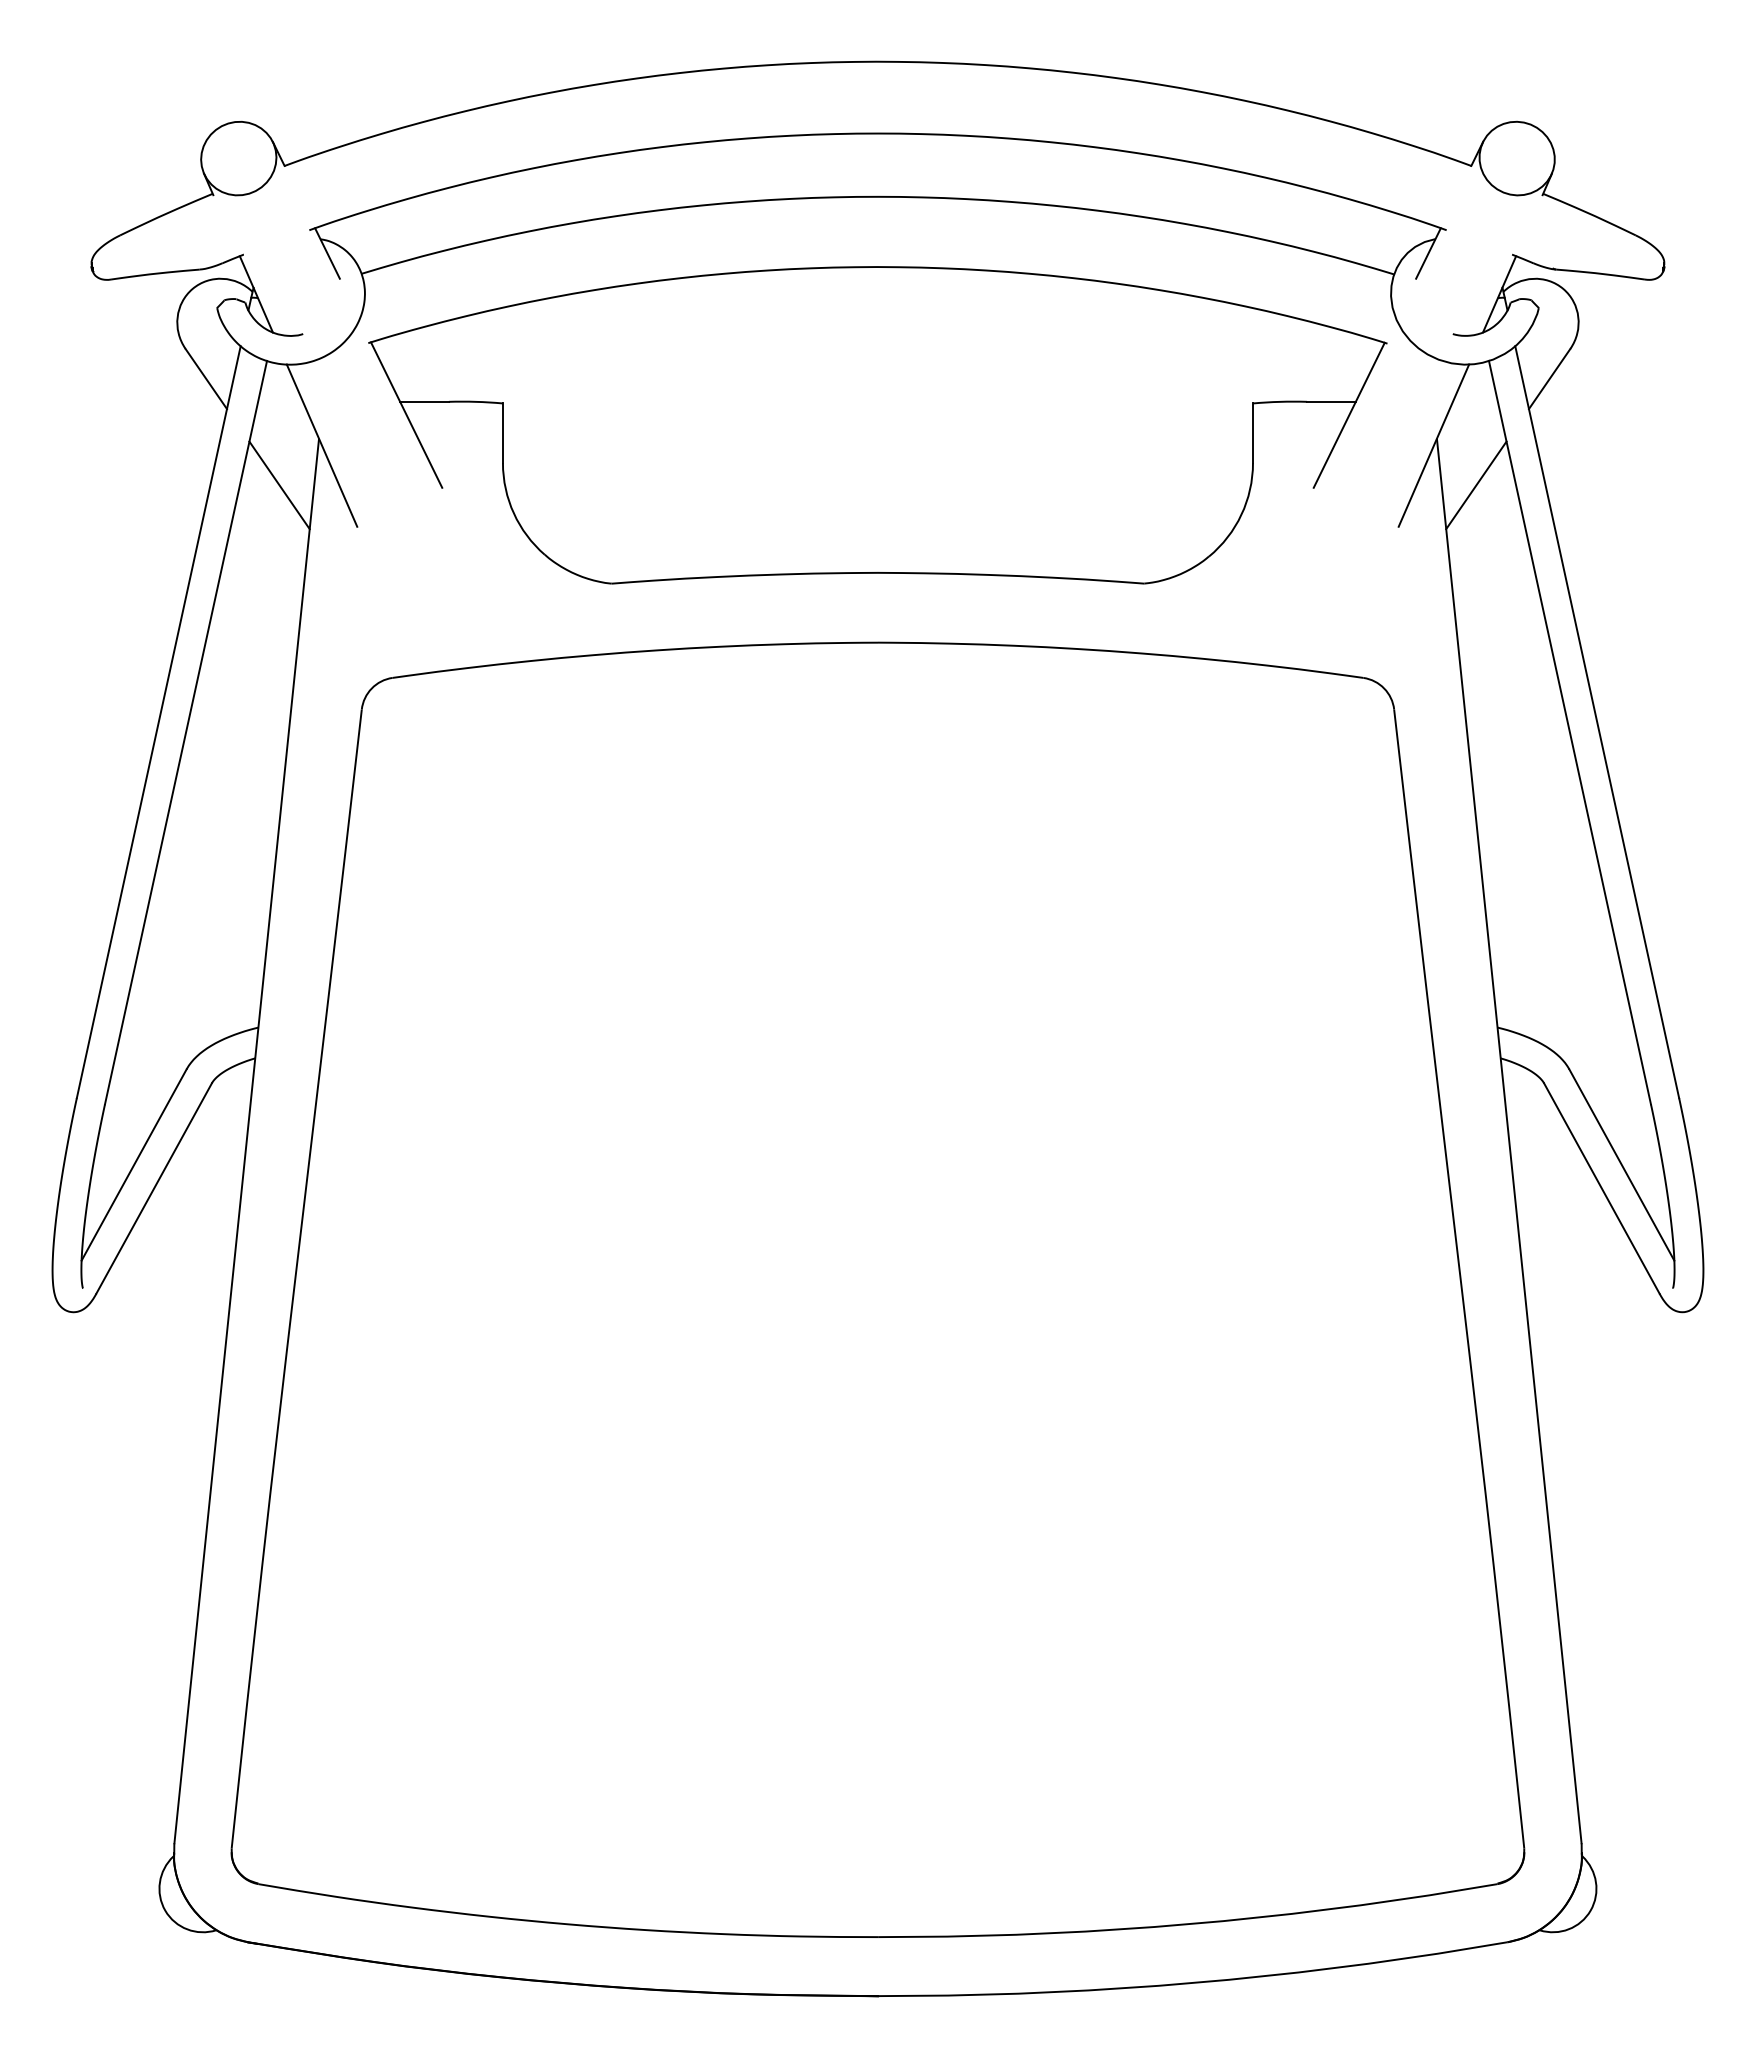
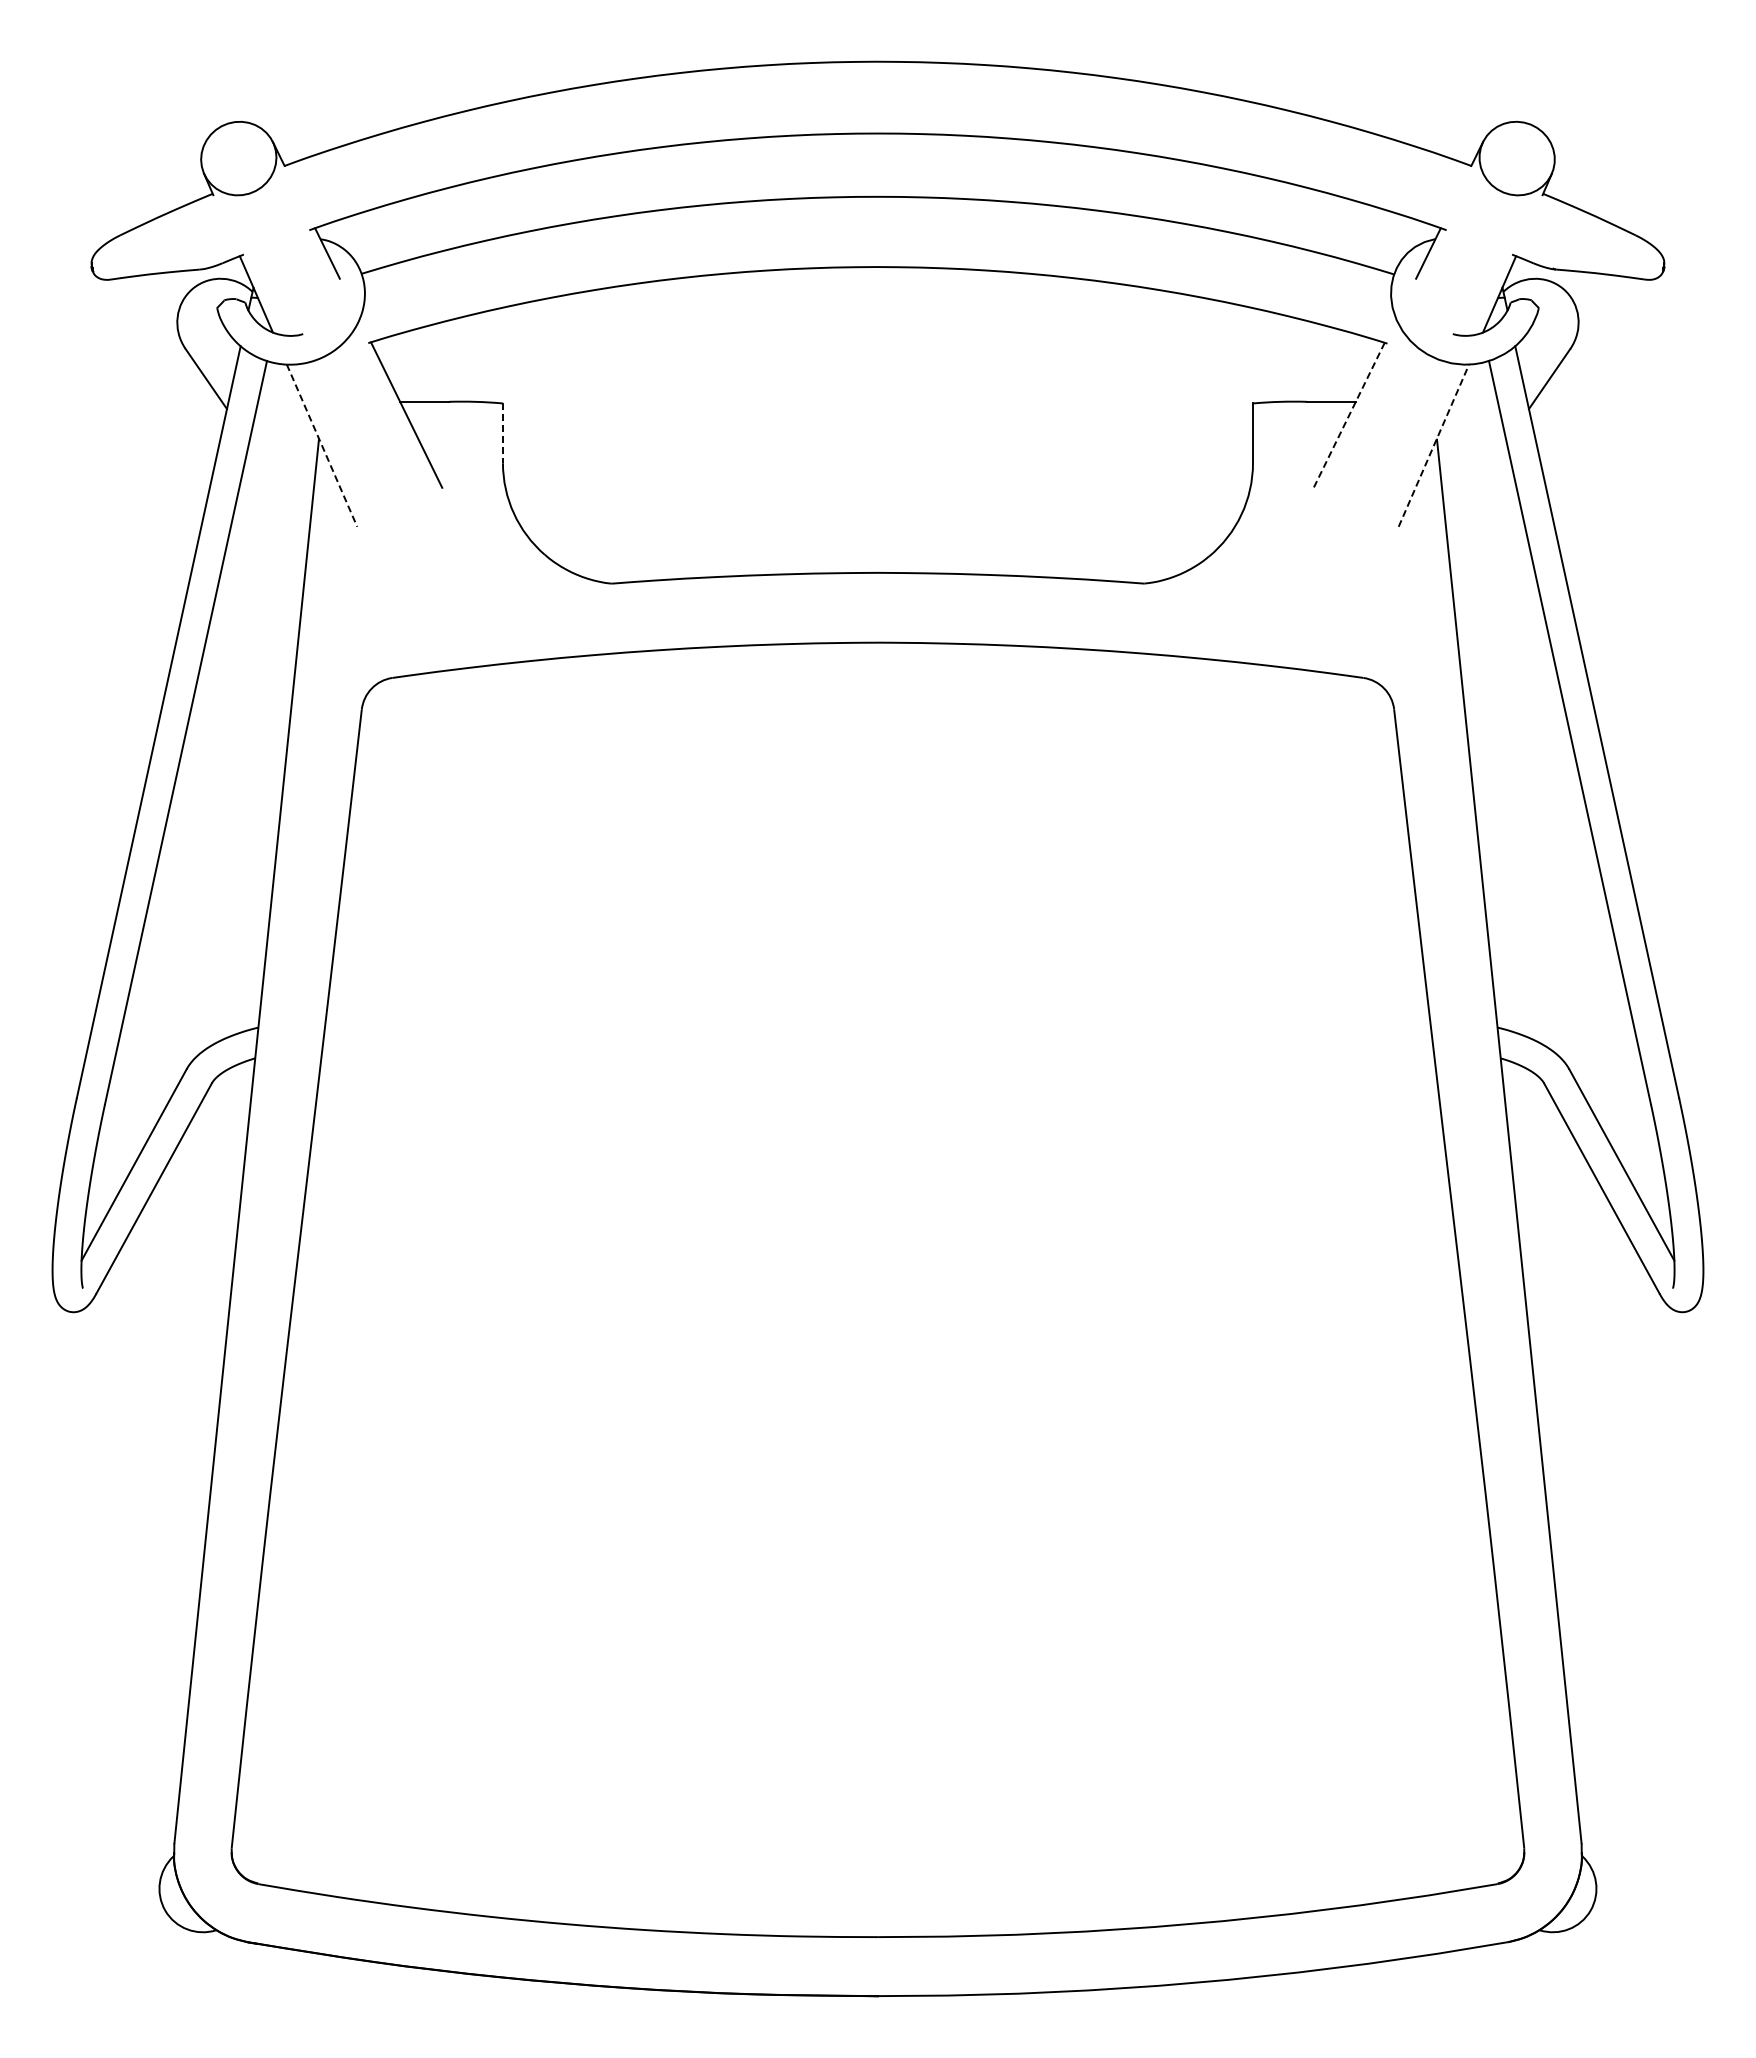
line: solid -> dashed (1349, 415)
line: solid -> dashed (502, 433)
line: solid -> dashed (1434, 445)
line: solid -> dashed (322, 446)
line: present -> none (279, 485)
line: present -> none (1476, 485)
